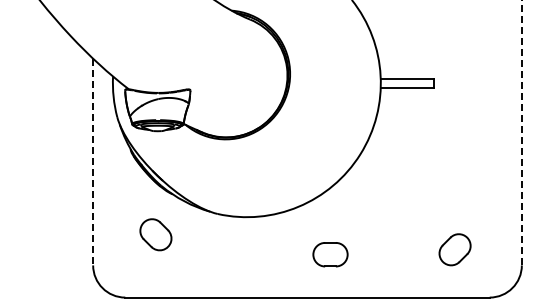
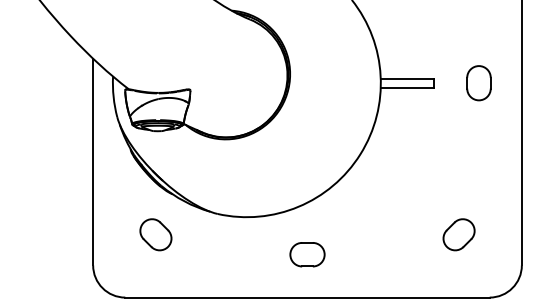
part: none -> present (478, 83)
line: dashed -> solid (521, 132)
line: dashed -> solid (93, 162)
part position: (454, 249) -> (458, 234) (458, 234)
part position: (330, 254) -> (307, 254) (307, 254)
